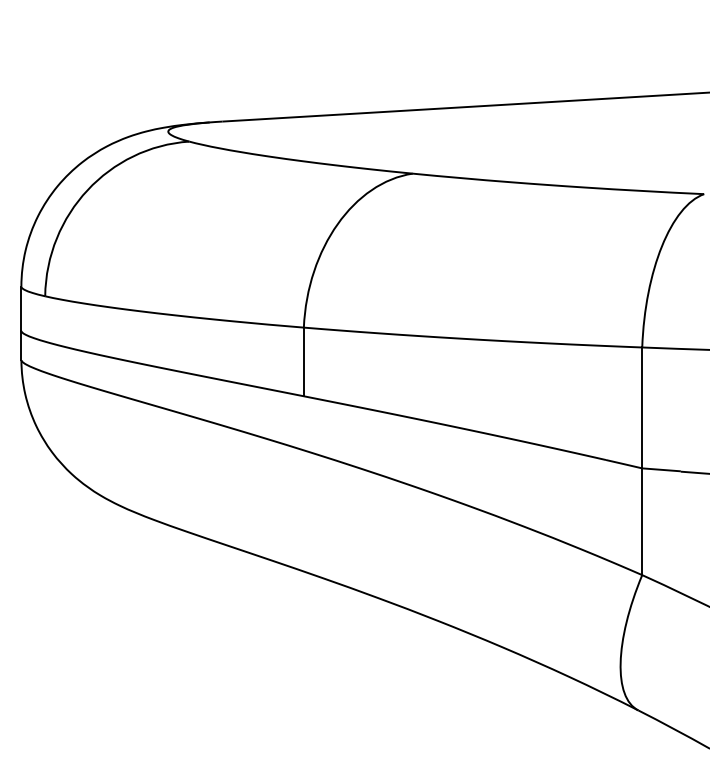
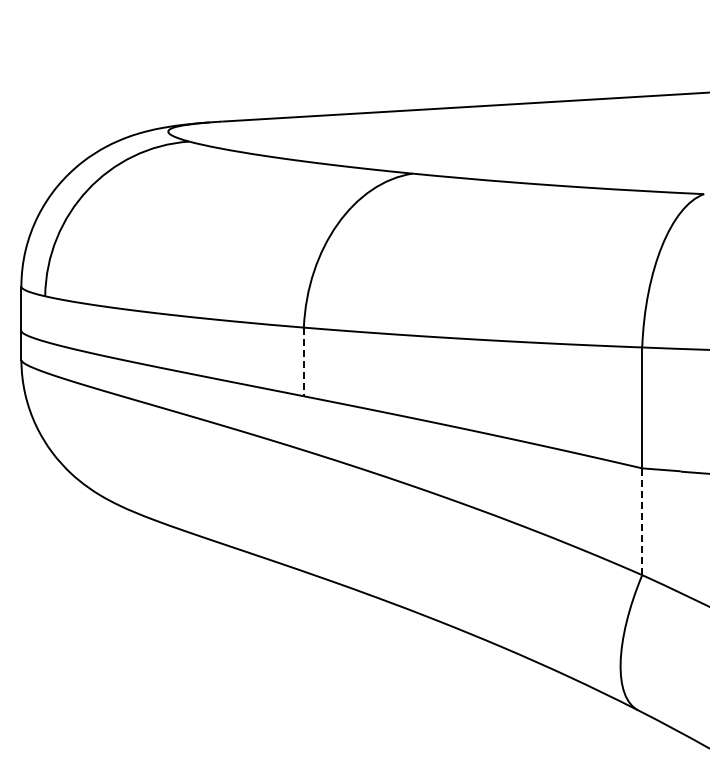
line: solid -> dashed (303, 362)
line: solid -> dashed (642, 521)
